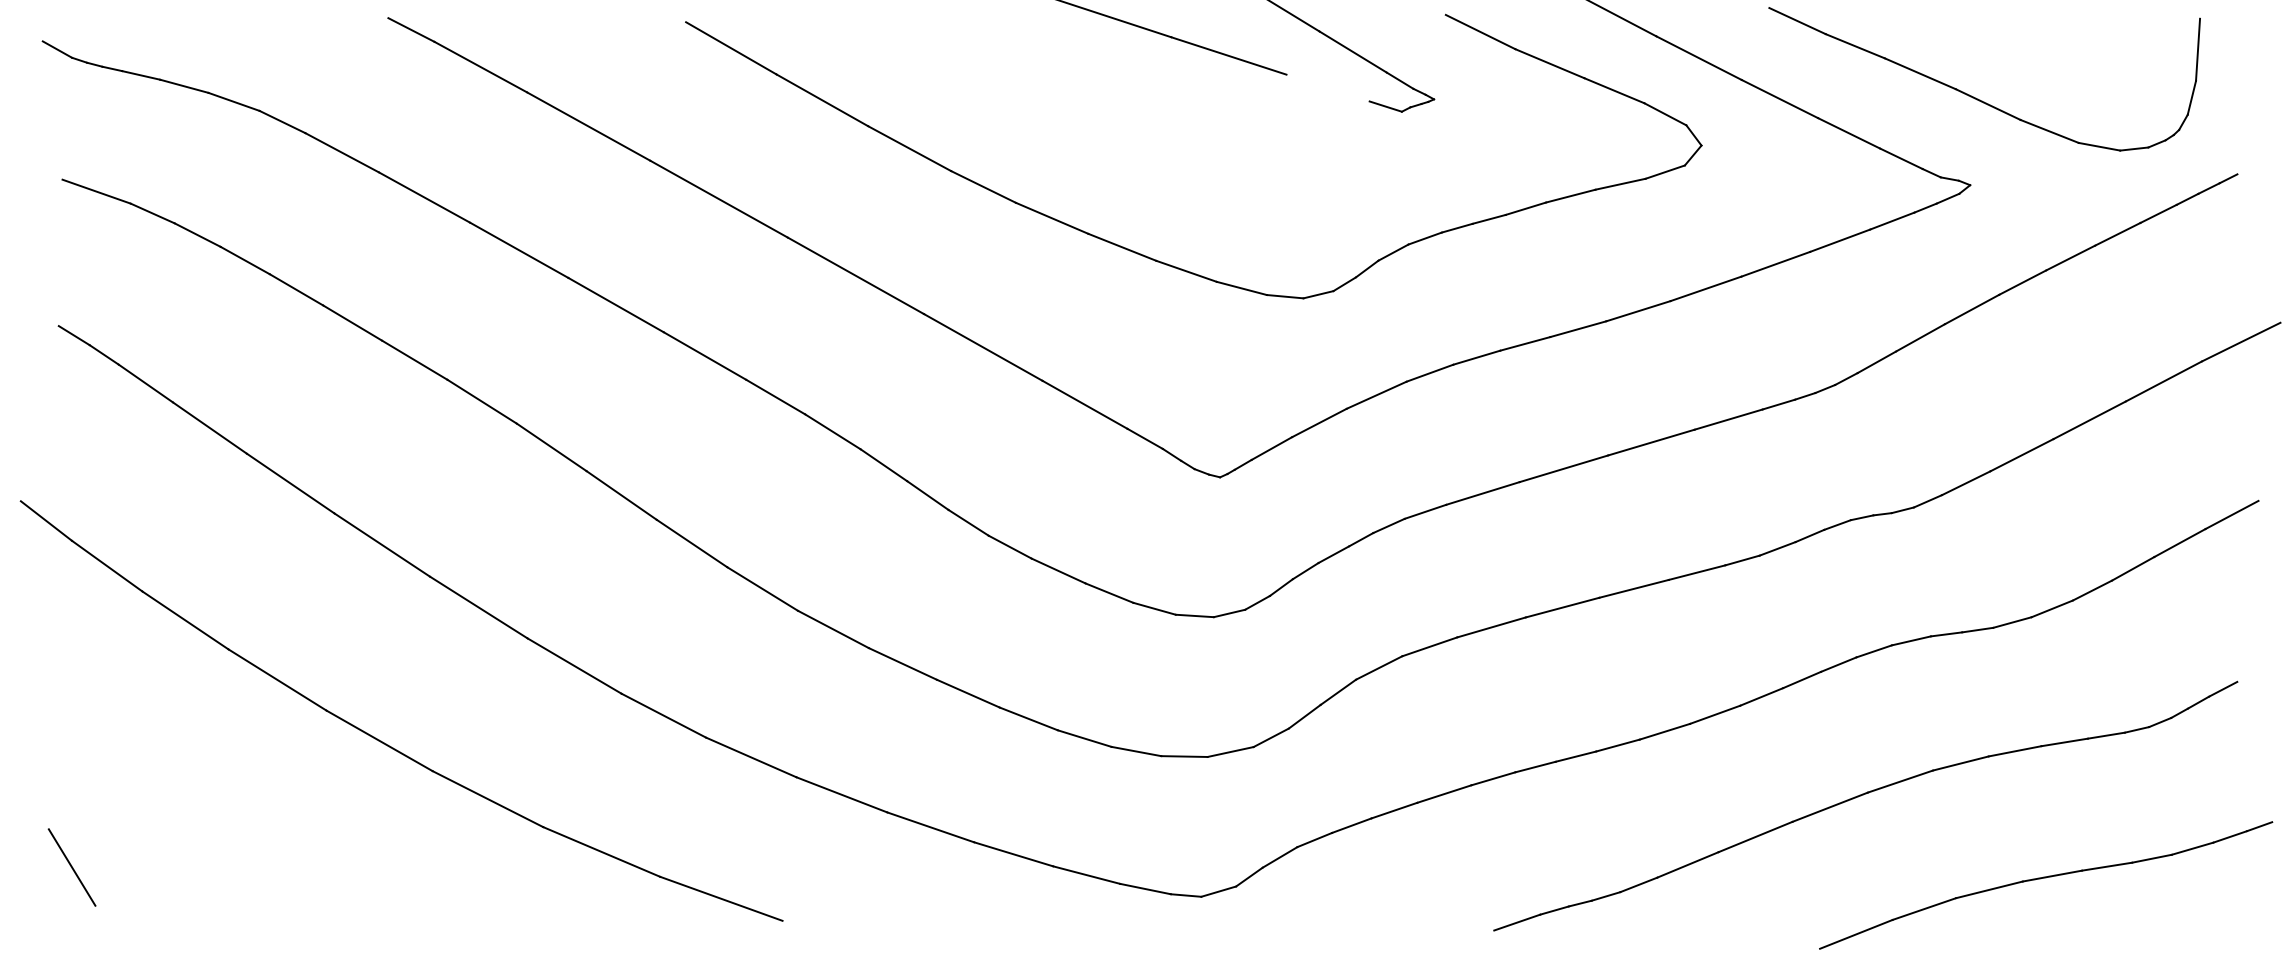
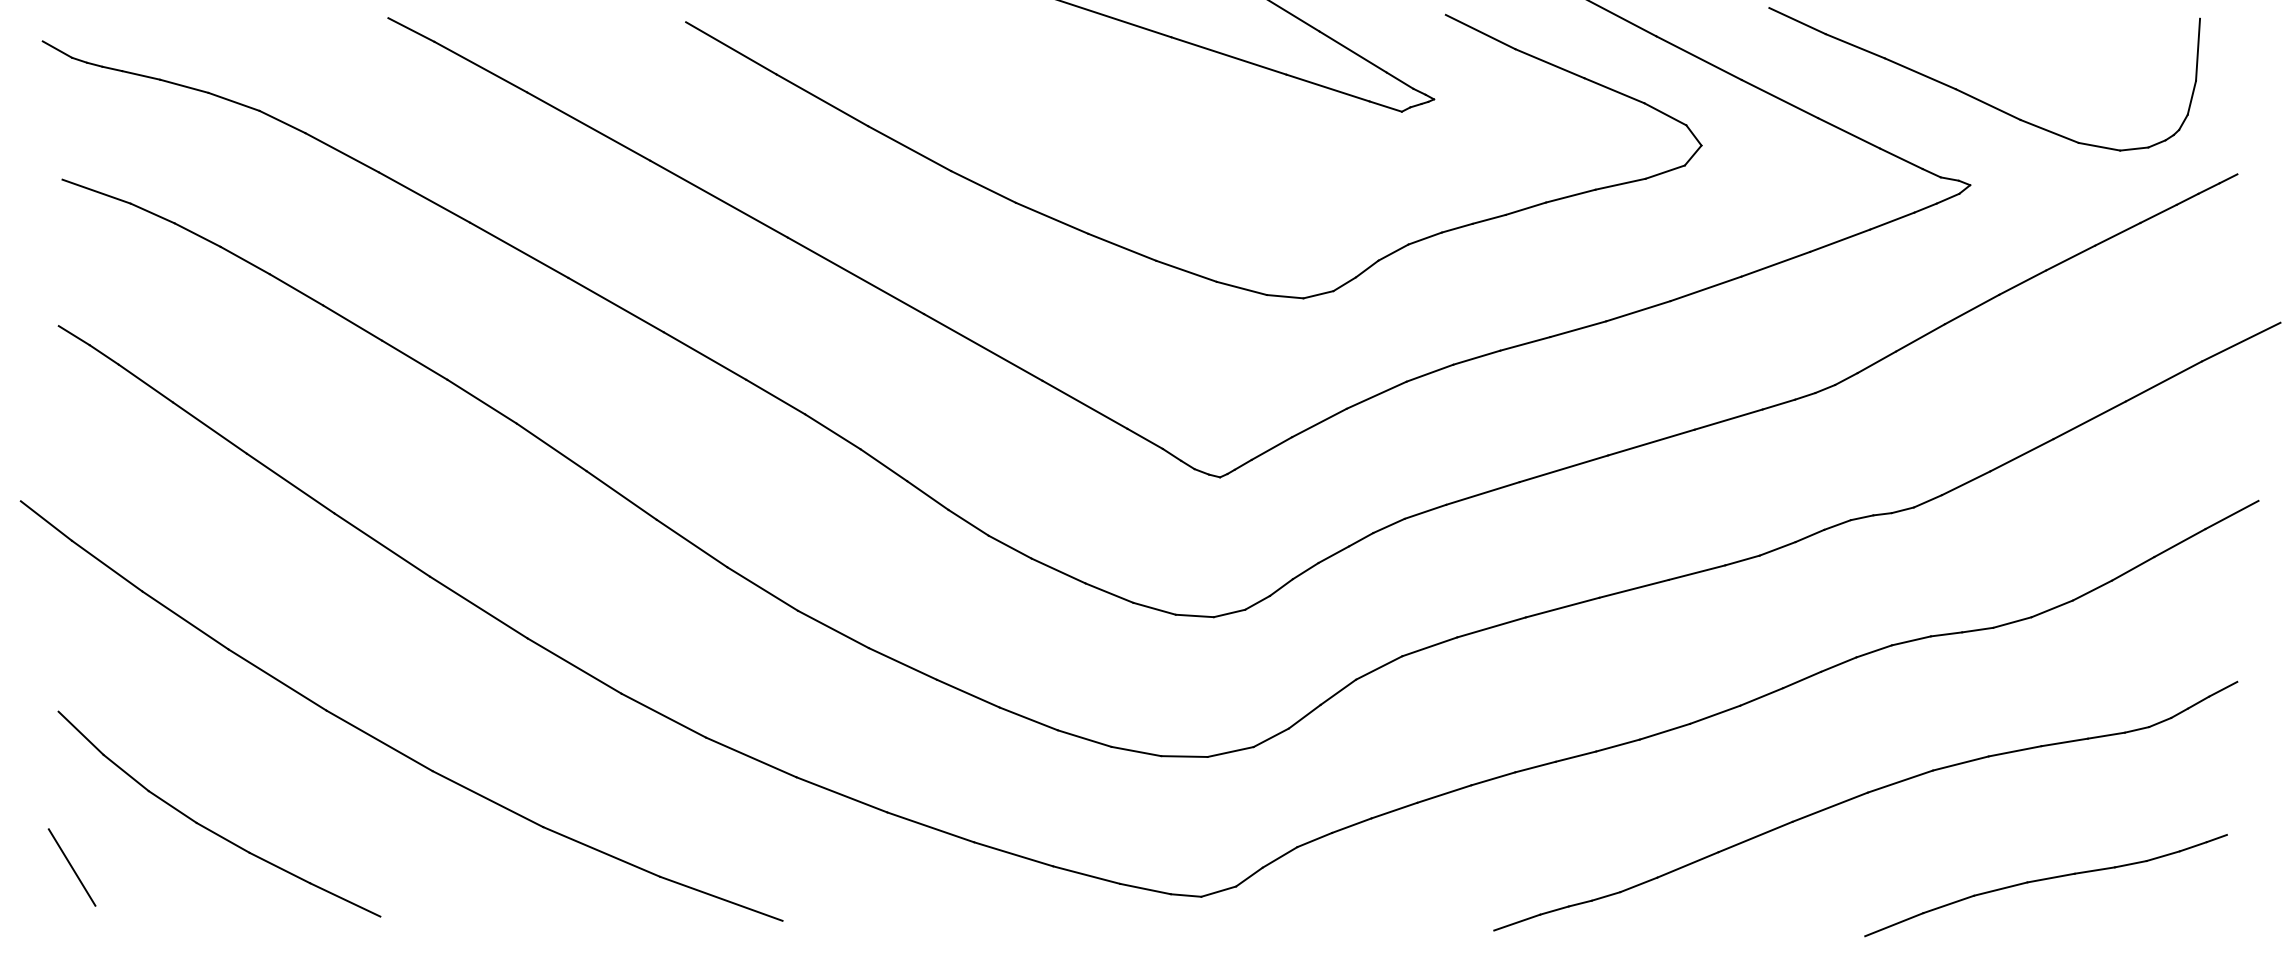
line: none -> present (1327, 87)
part: none -> present (210, 829)
part size: 455x129 px -> 364x104 px (2045, 885)
